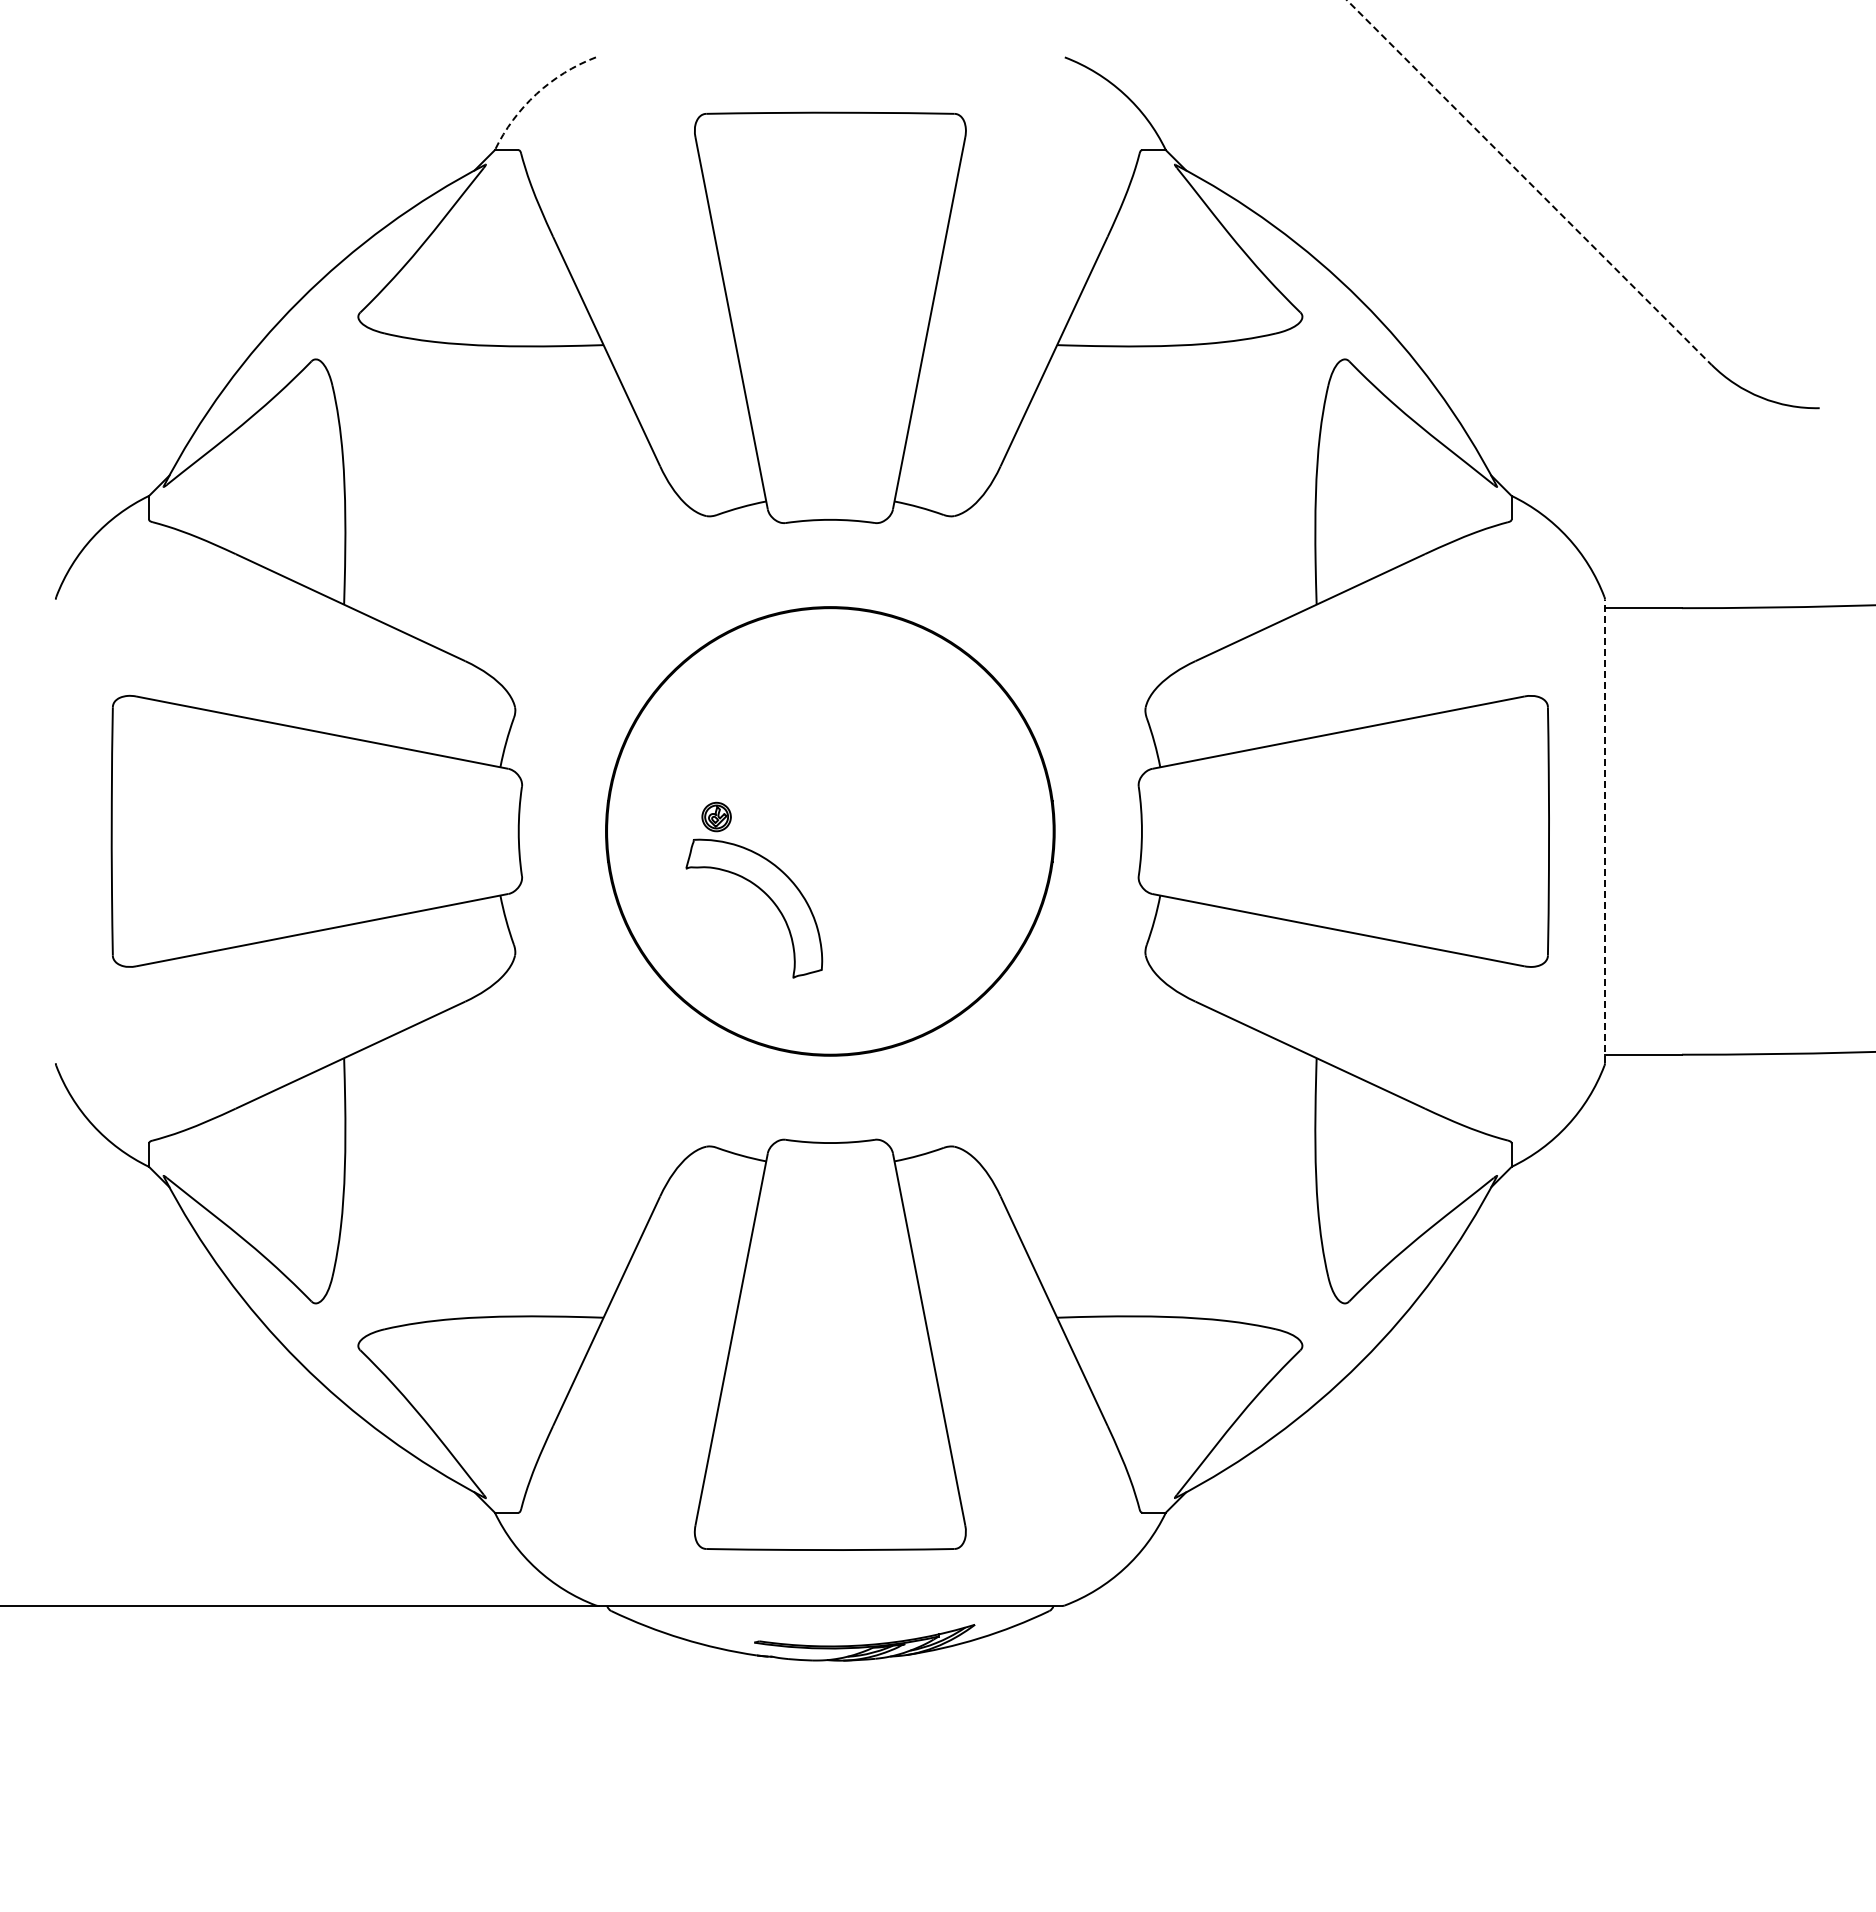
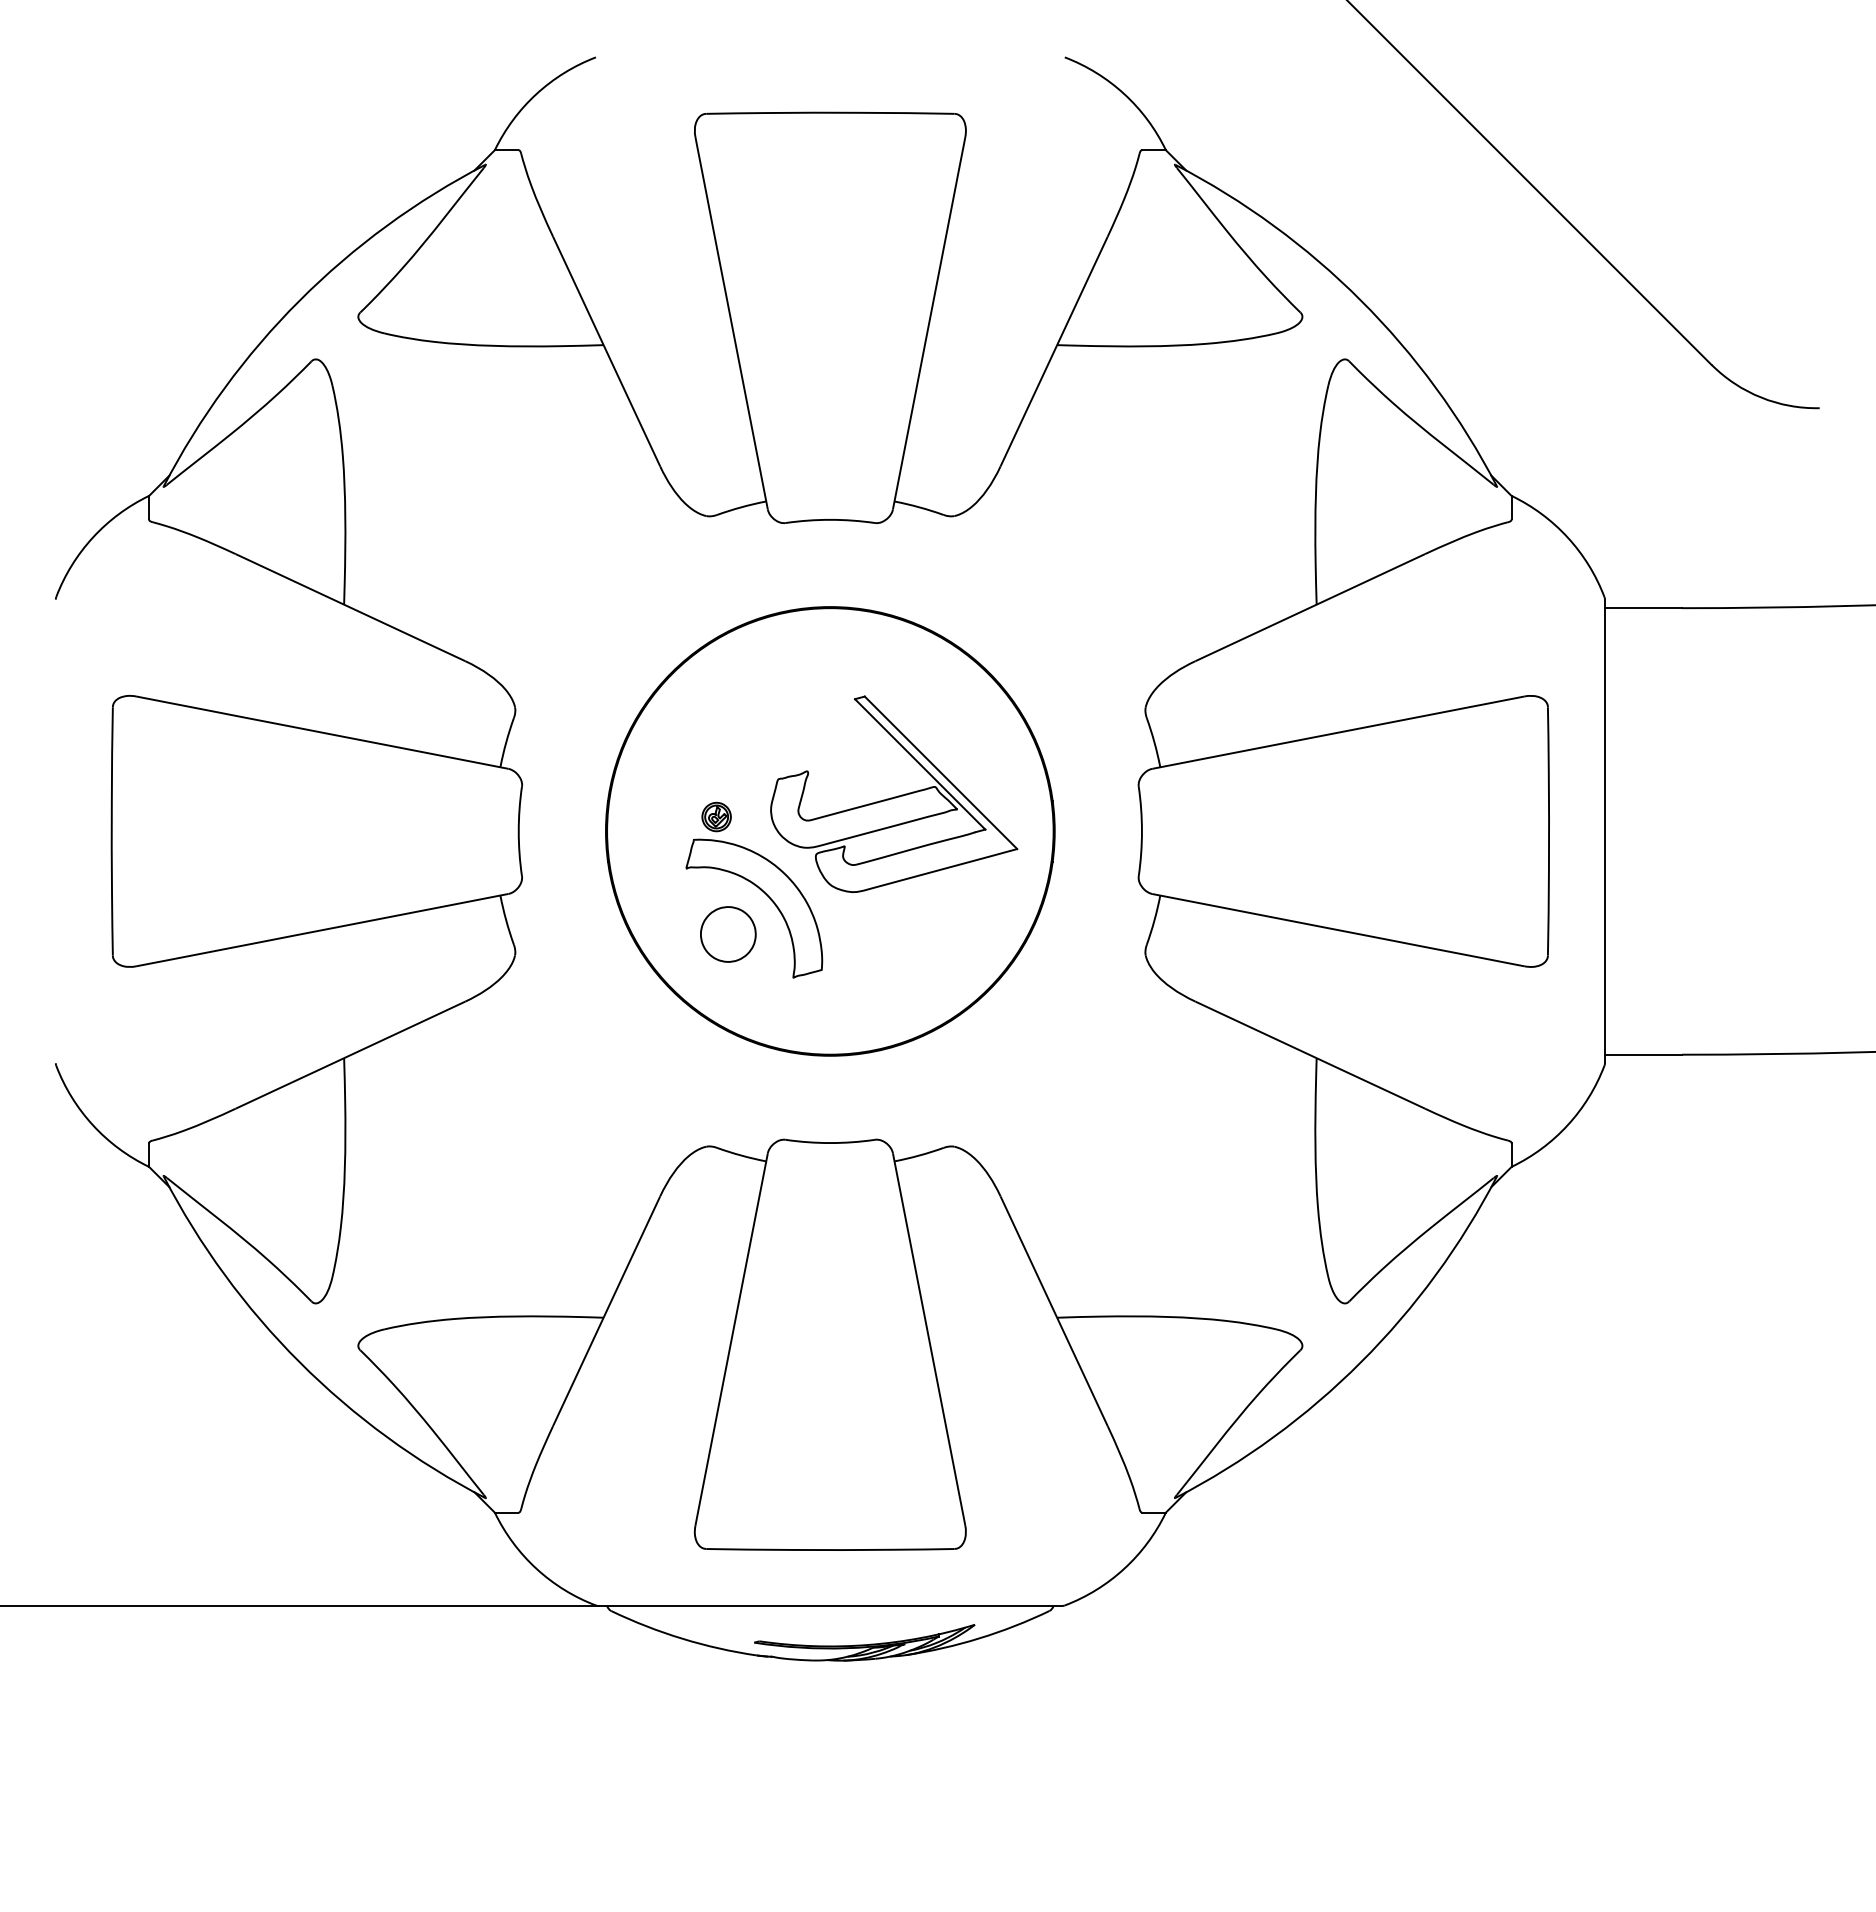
arc: dashed -> solid (536, 94)
line: dashed -> solid (1529, 182)
part: none -> present (894, 793)
line: dashed -> solid (1604, 831)
part: none -> present (728, 934)
